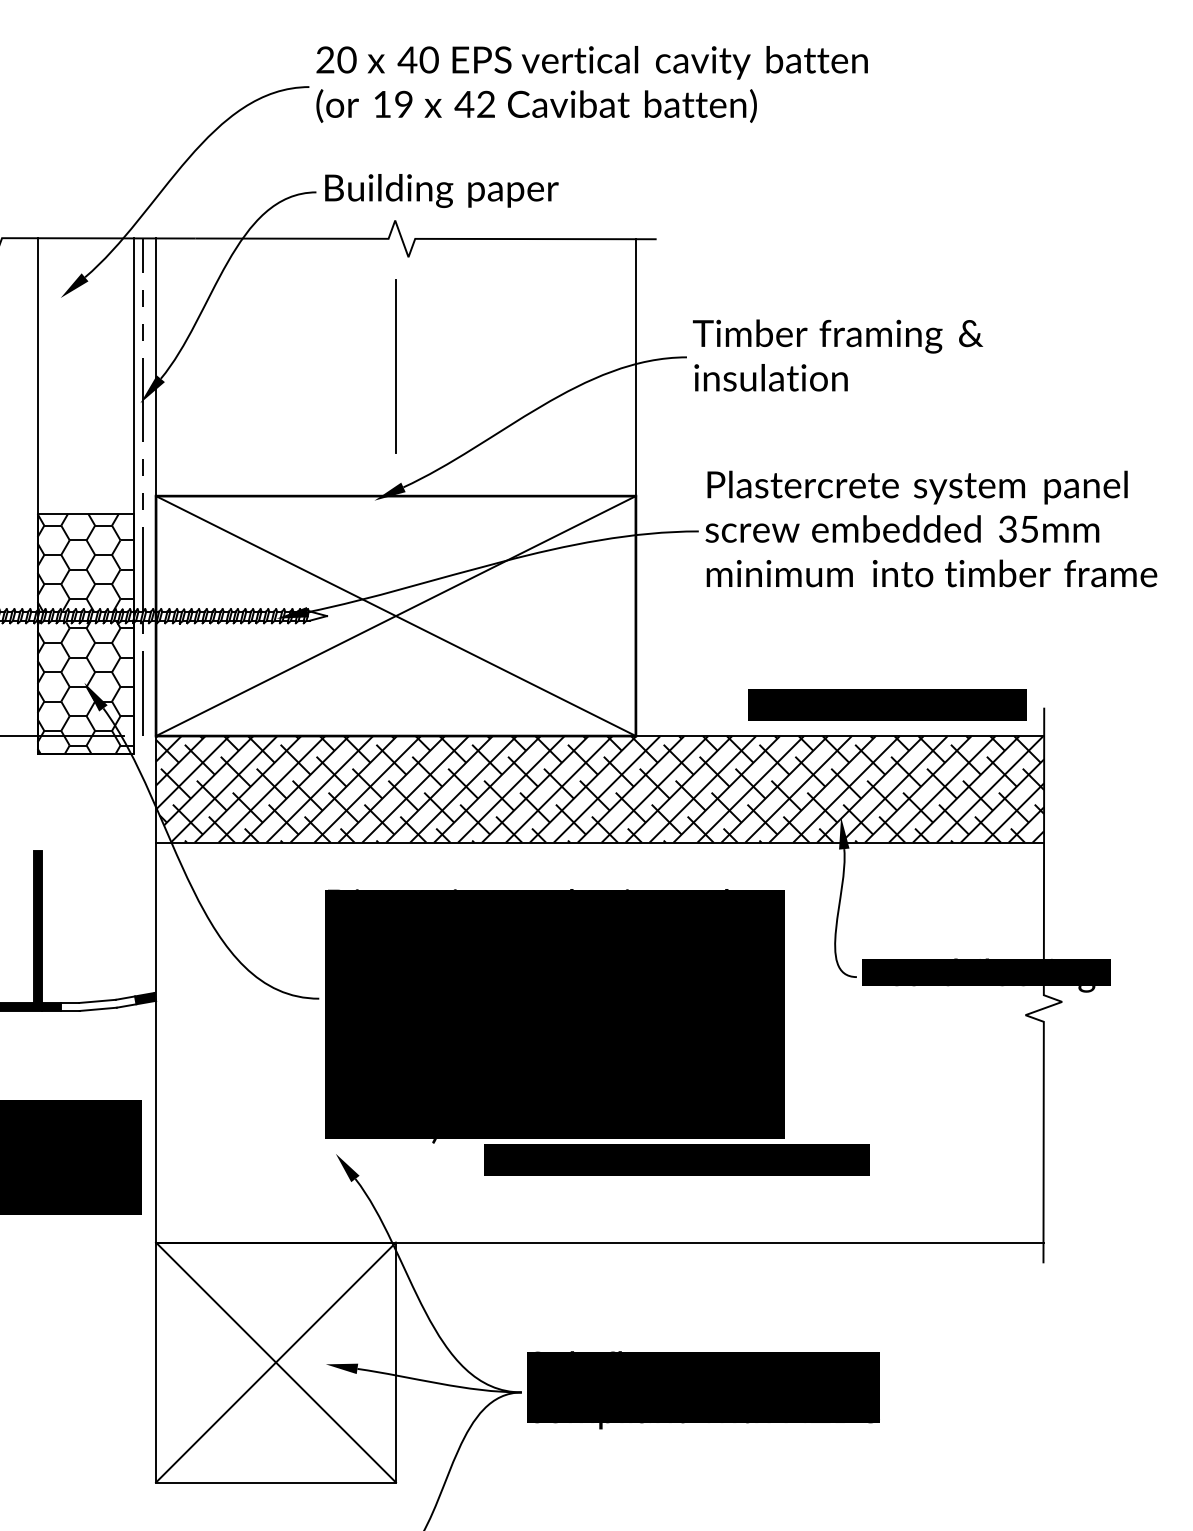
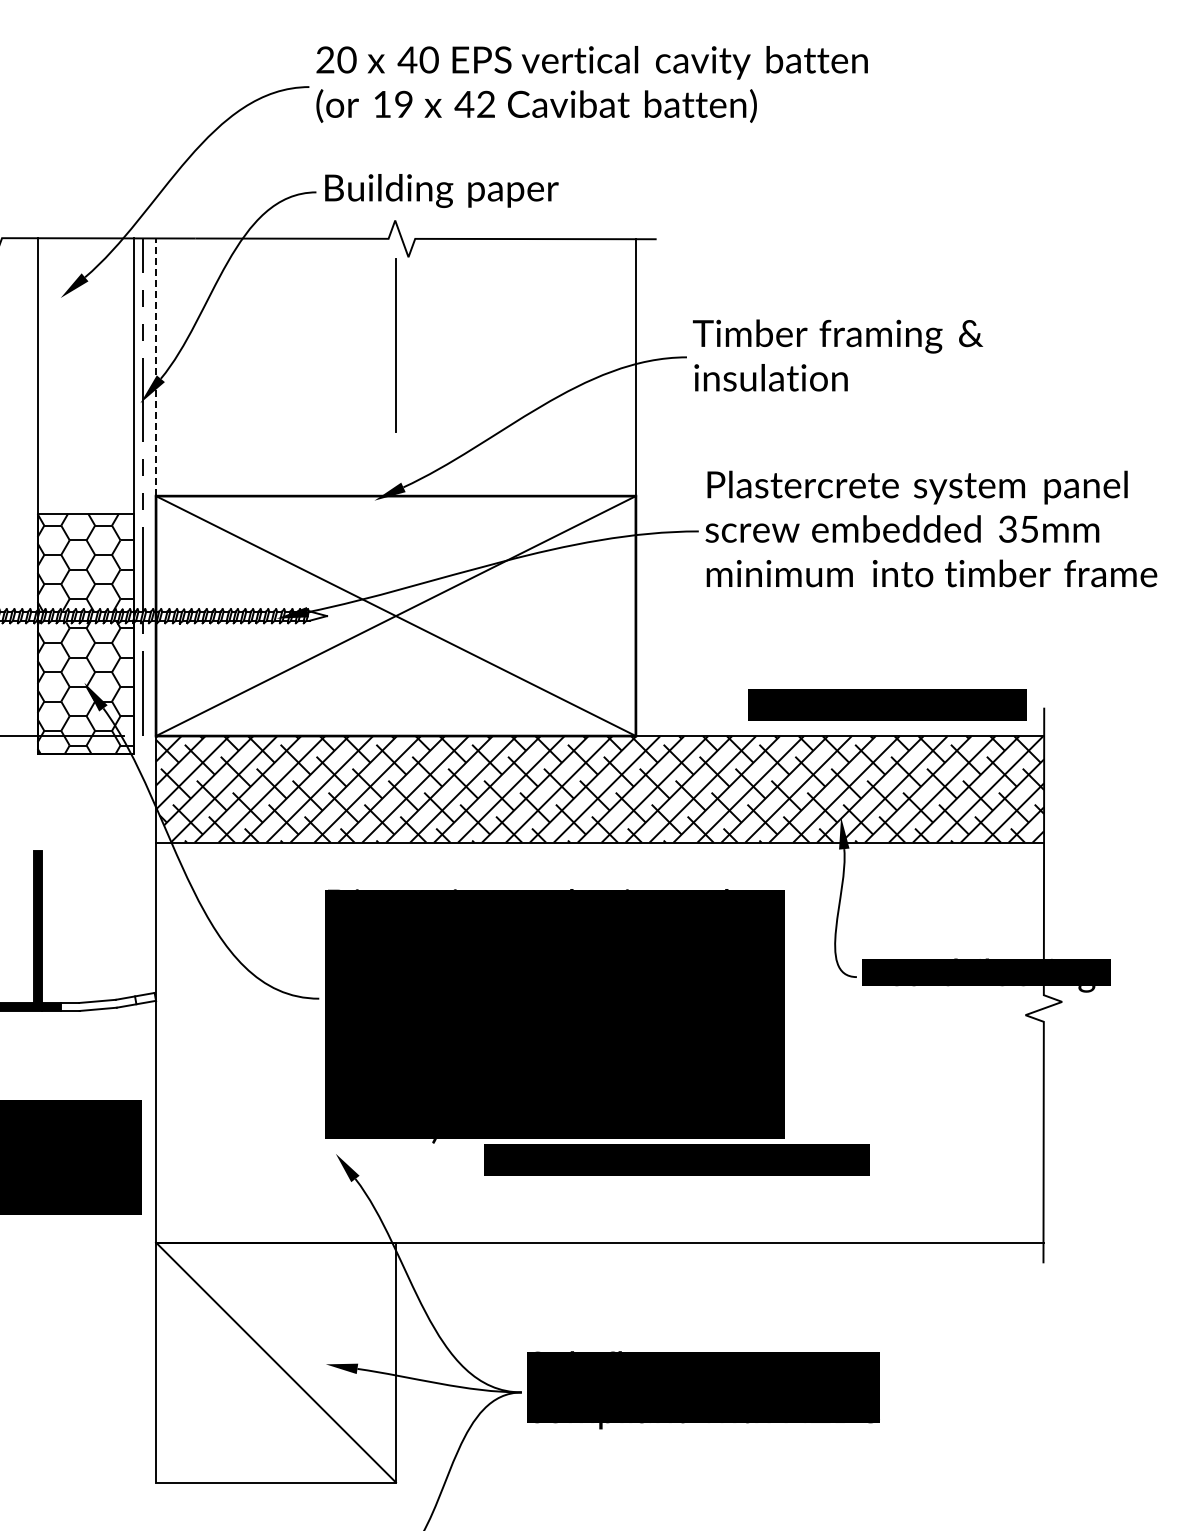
line position: (395, 366) -> (395, 345) (395, 345)
line: solid -> dashed (156, 367)
fill: present -> none (145, 998)
line: present -> none (275, 1362)
